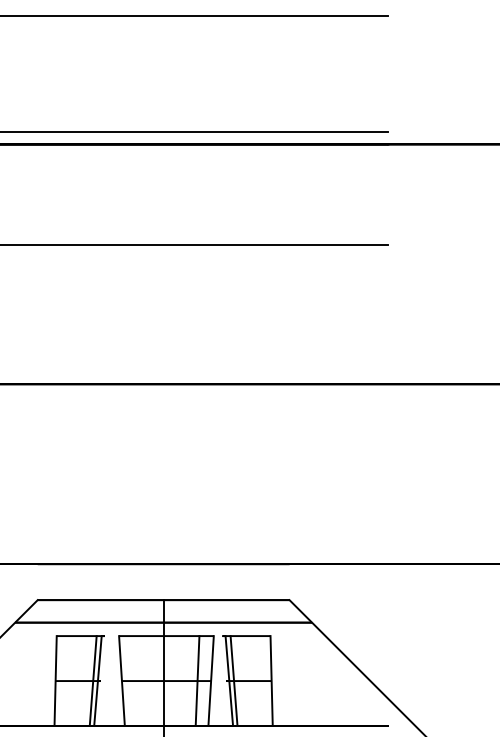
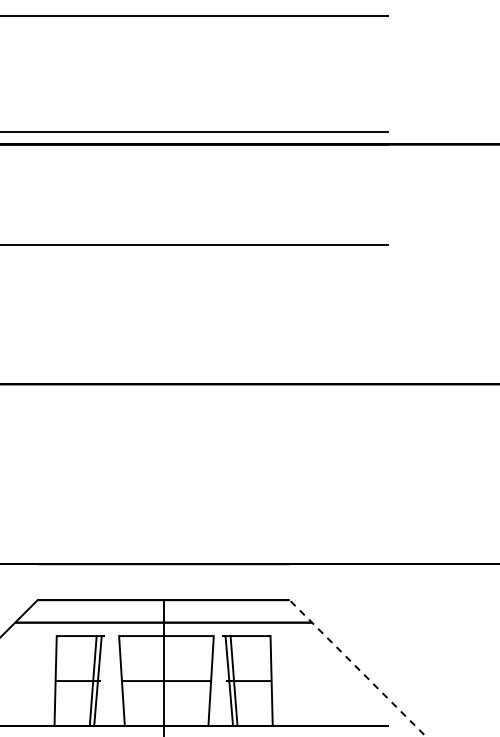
line: solid -> dashed (357, 668)
line: present -> none (197, 681)
